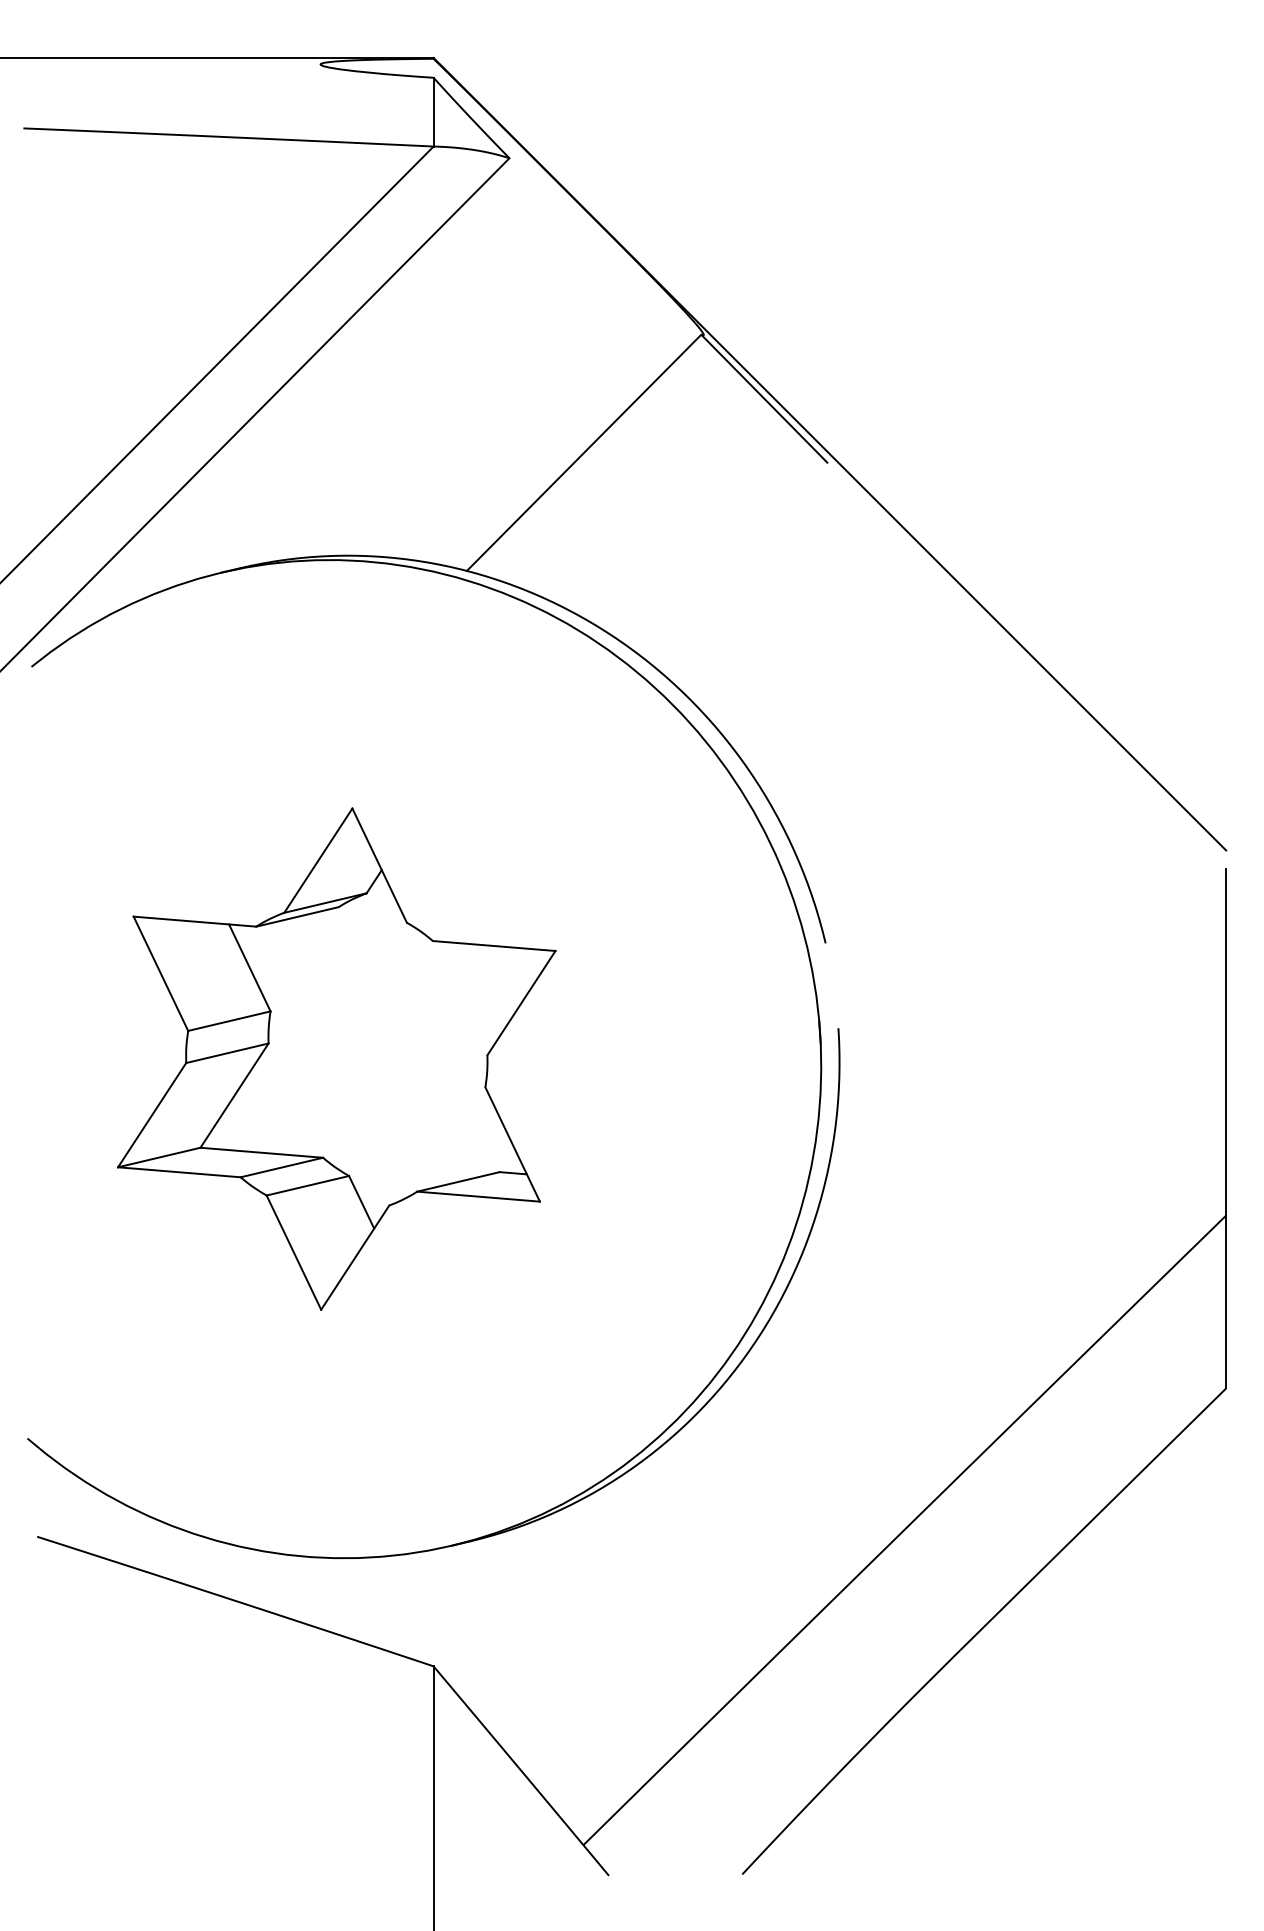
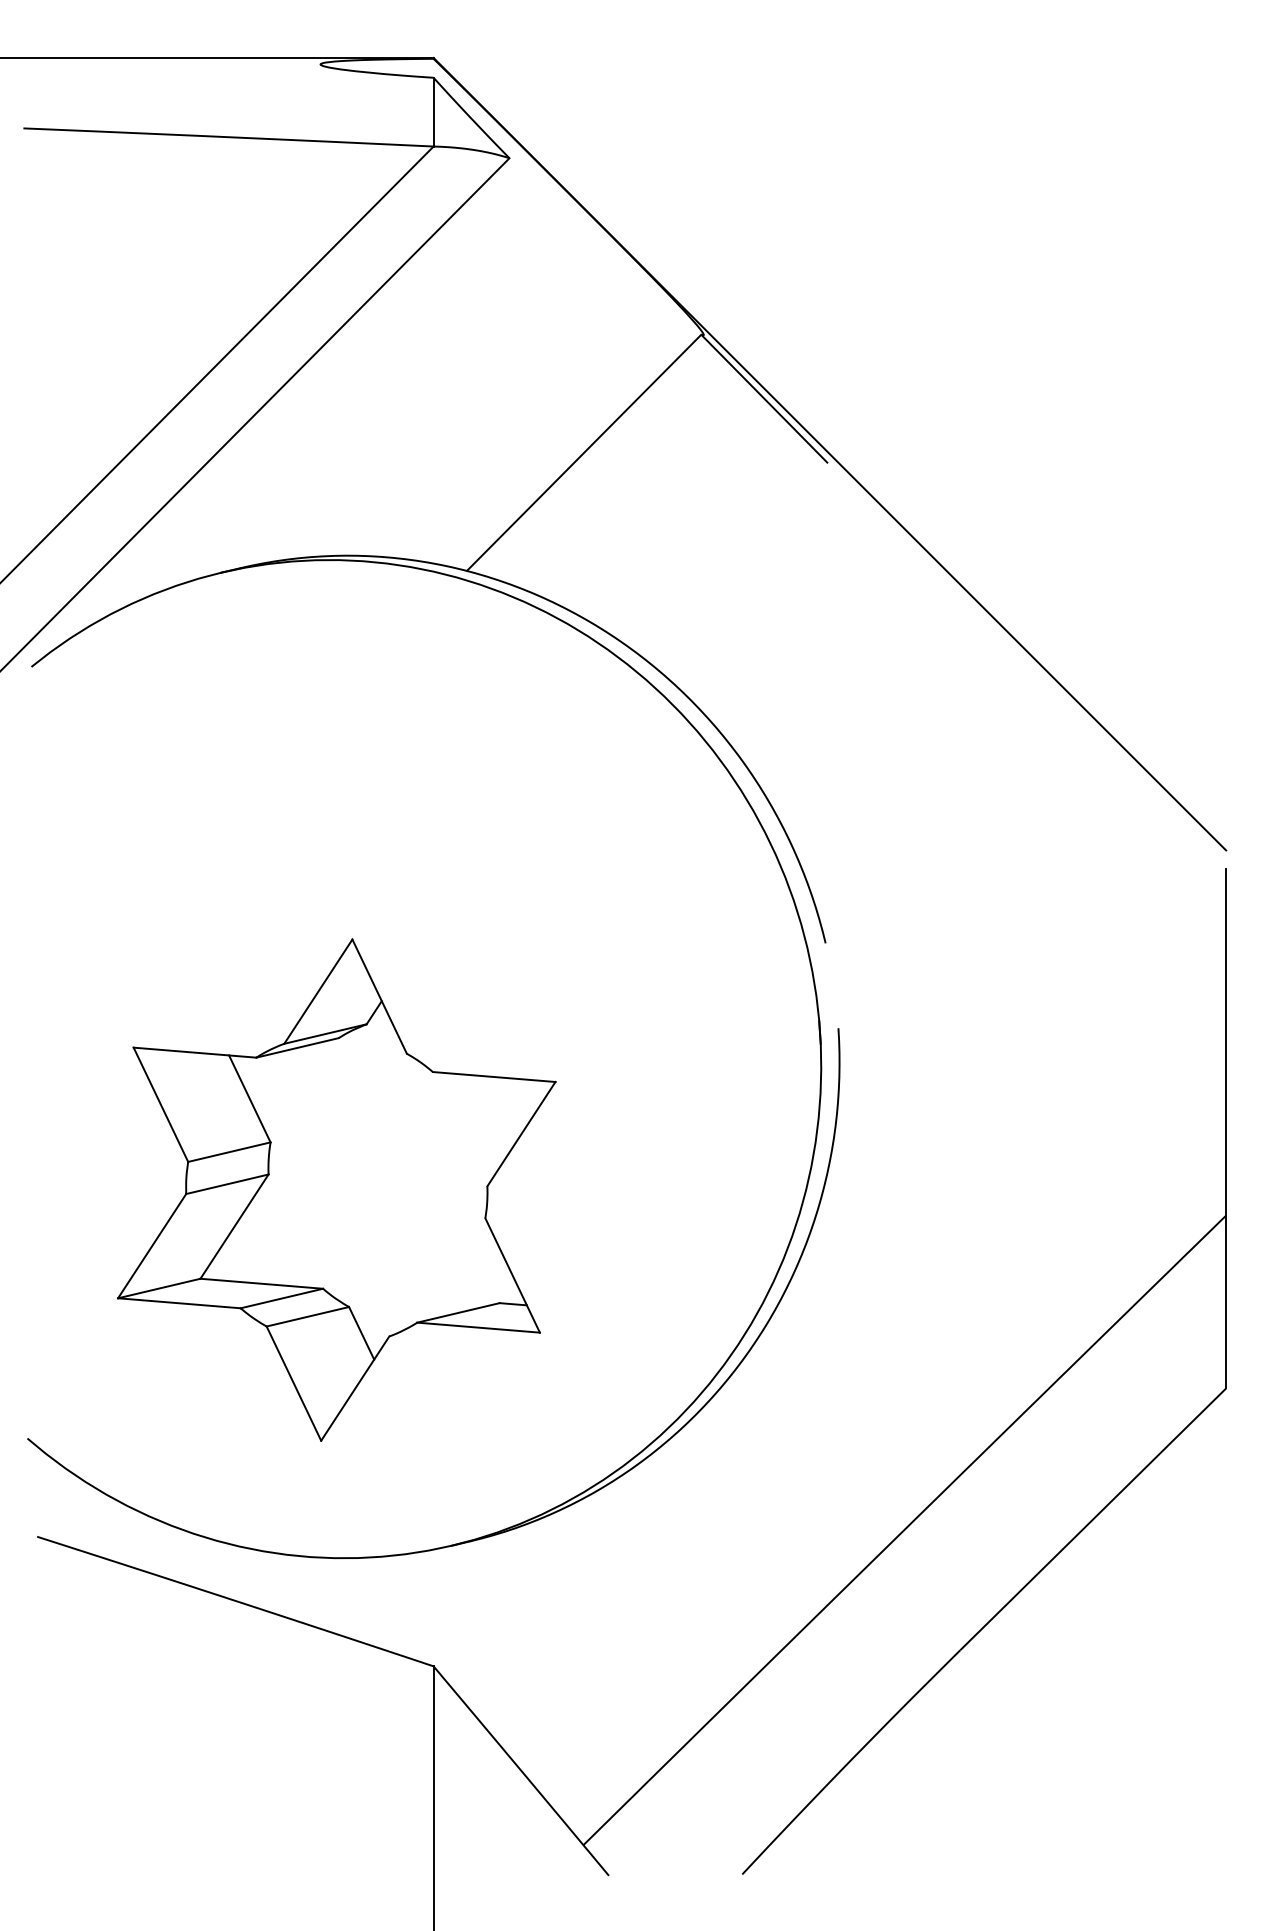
part position: (336, 1058) -> (336, 1189) (336, 1189)
